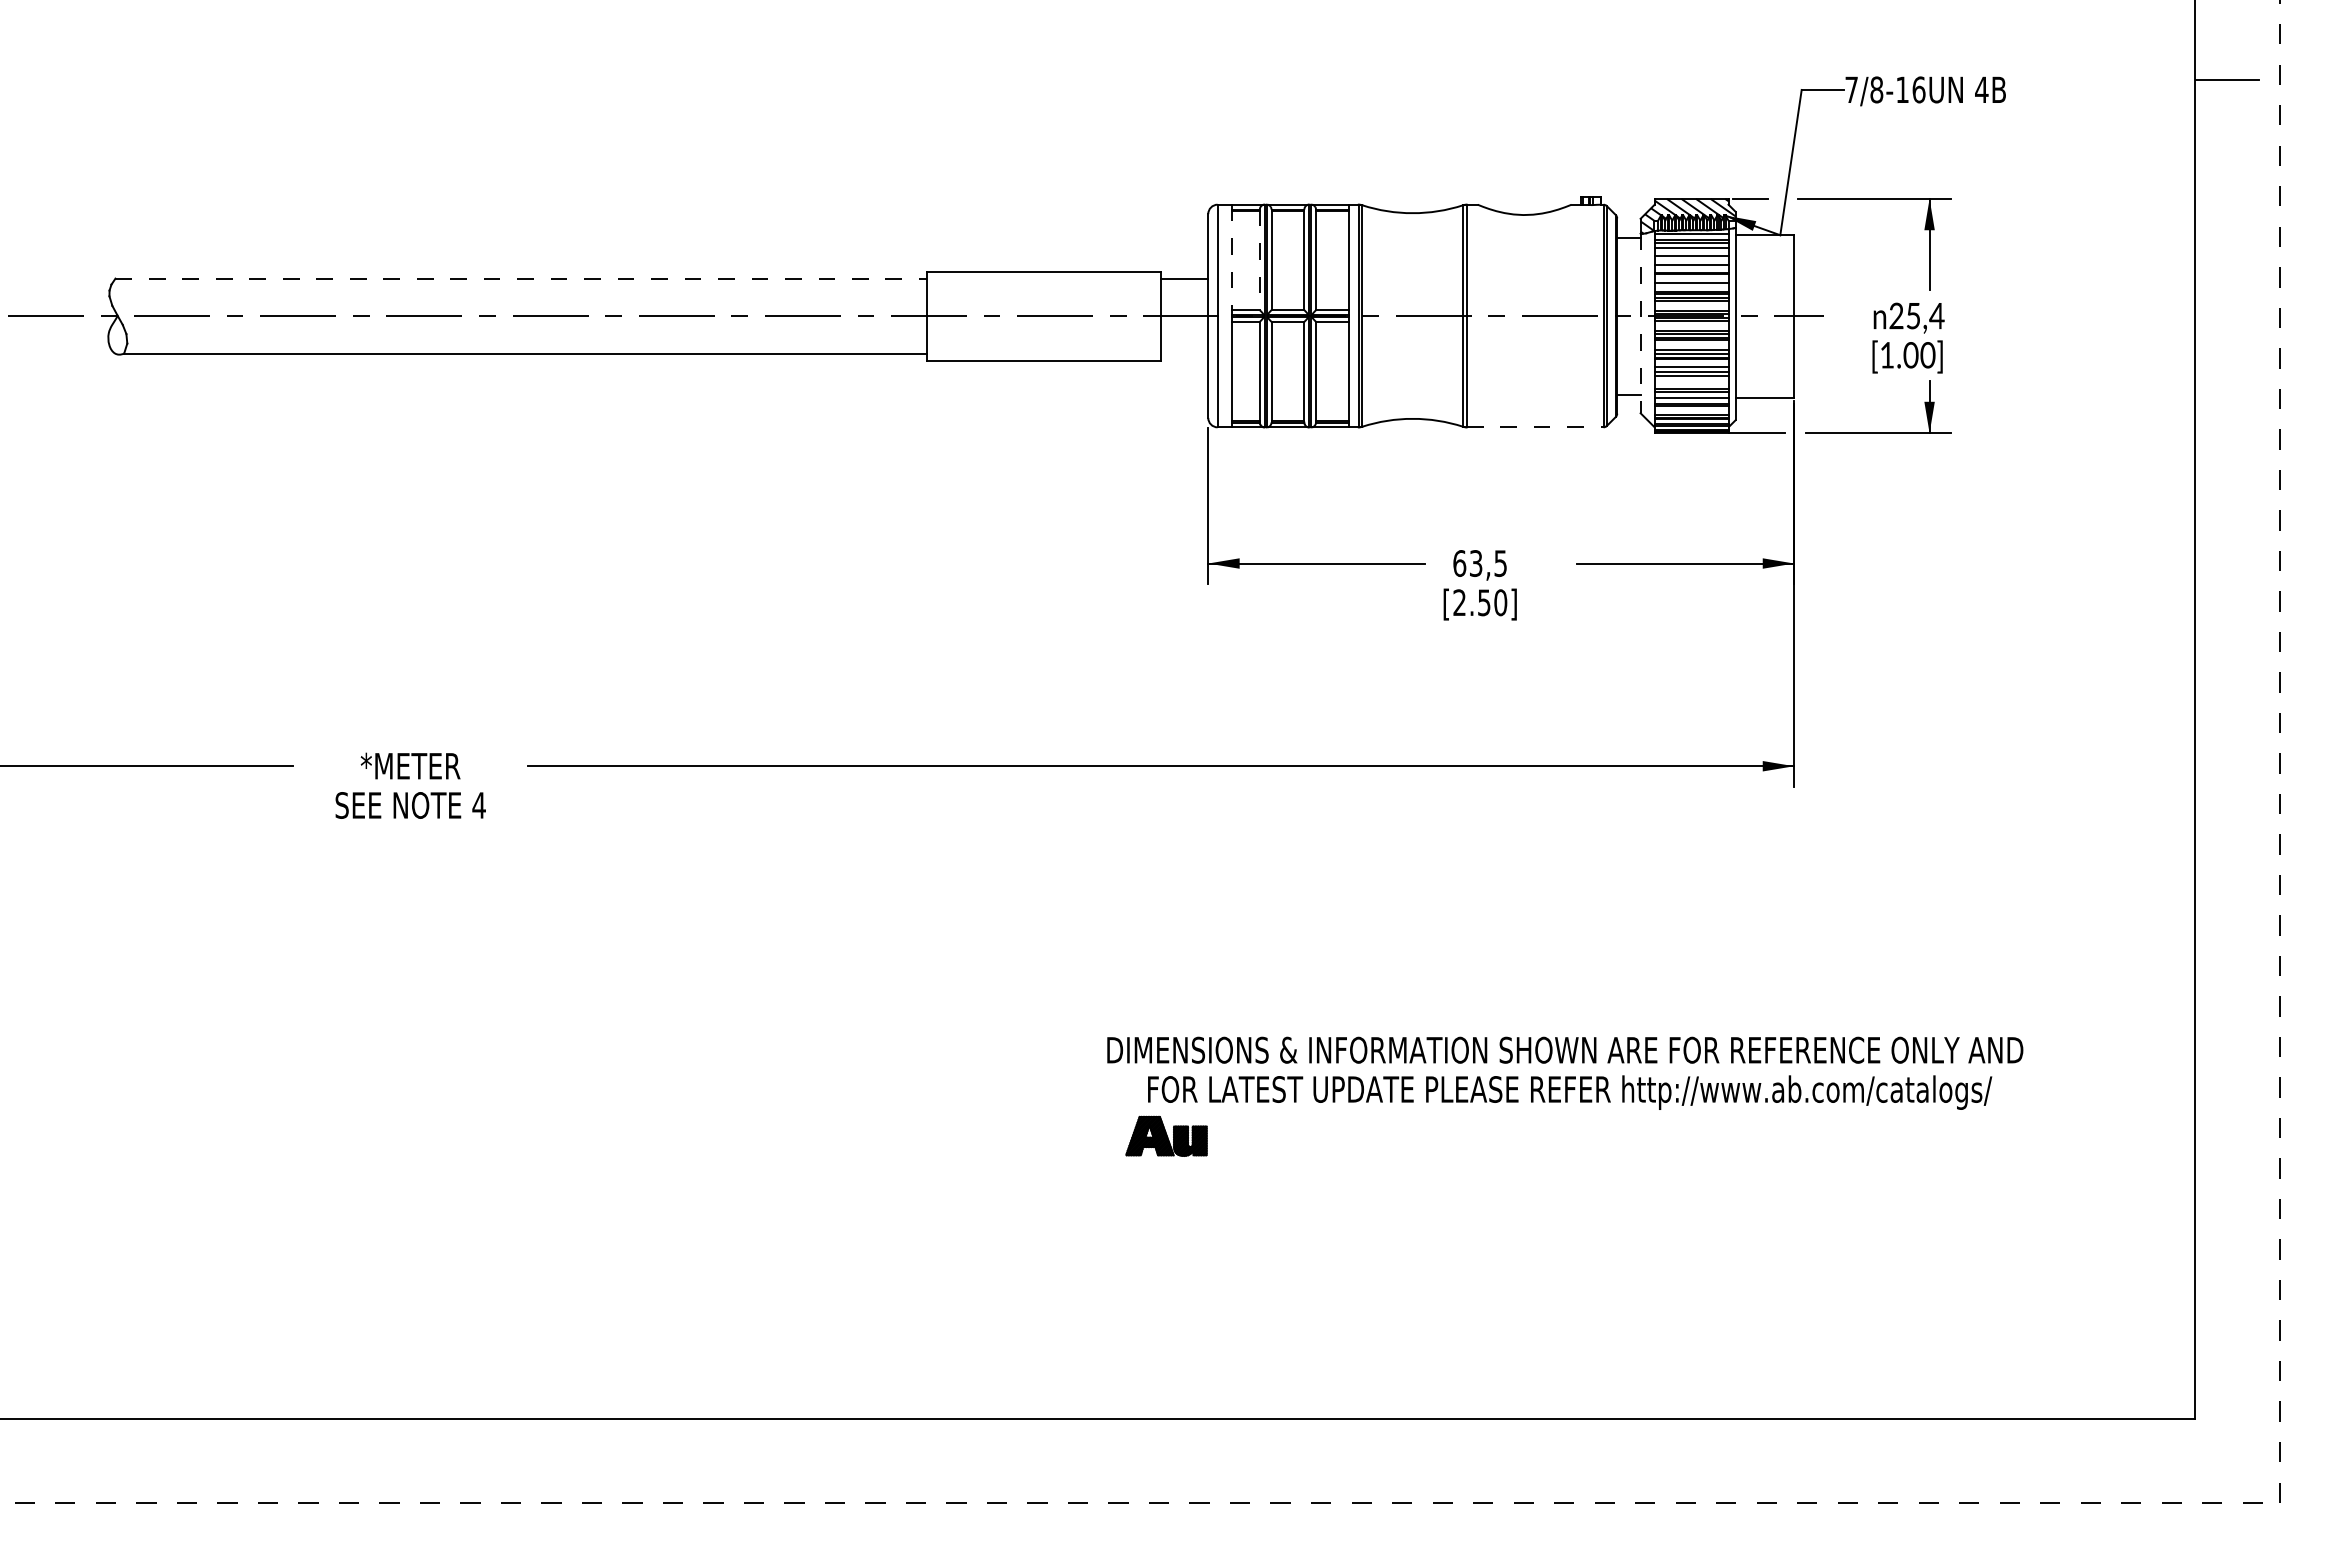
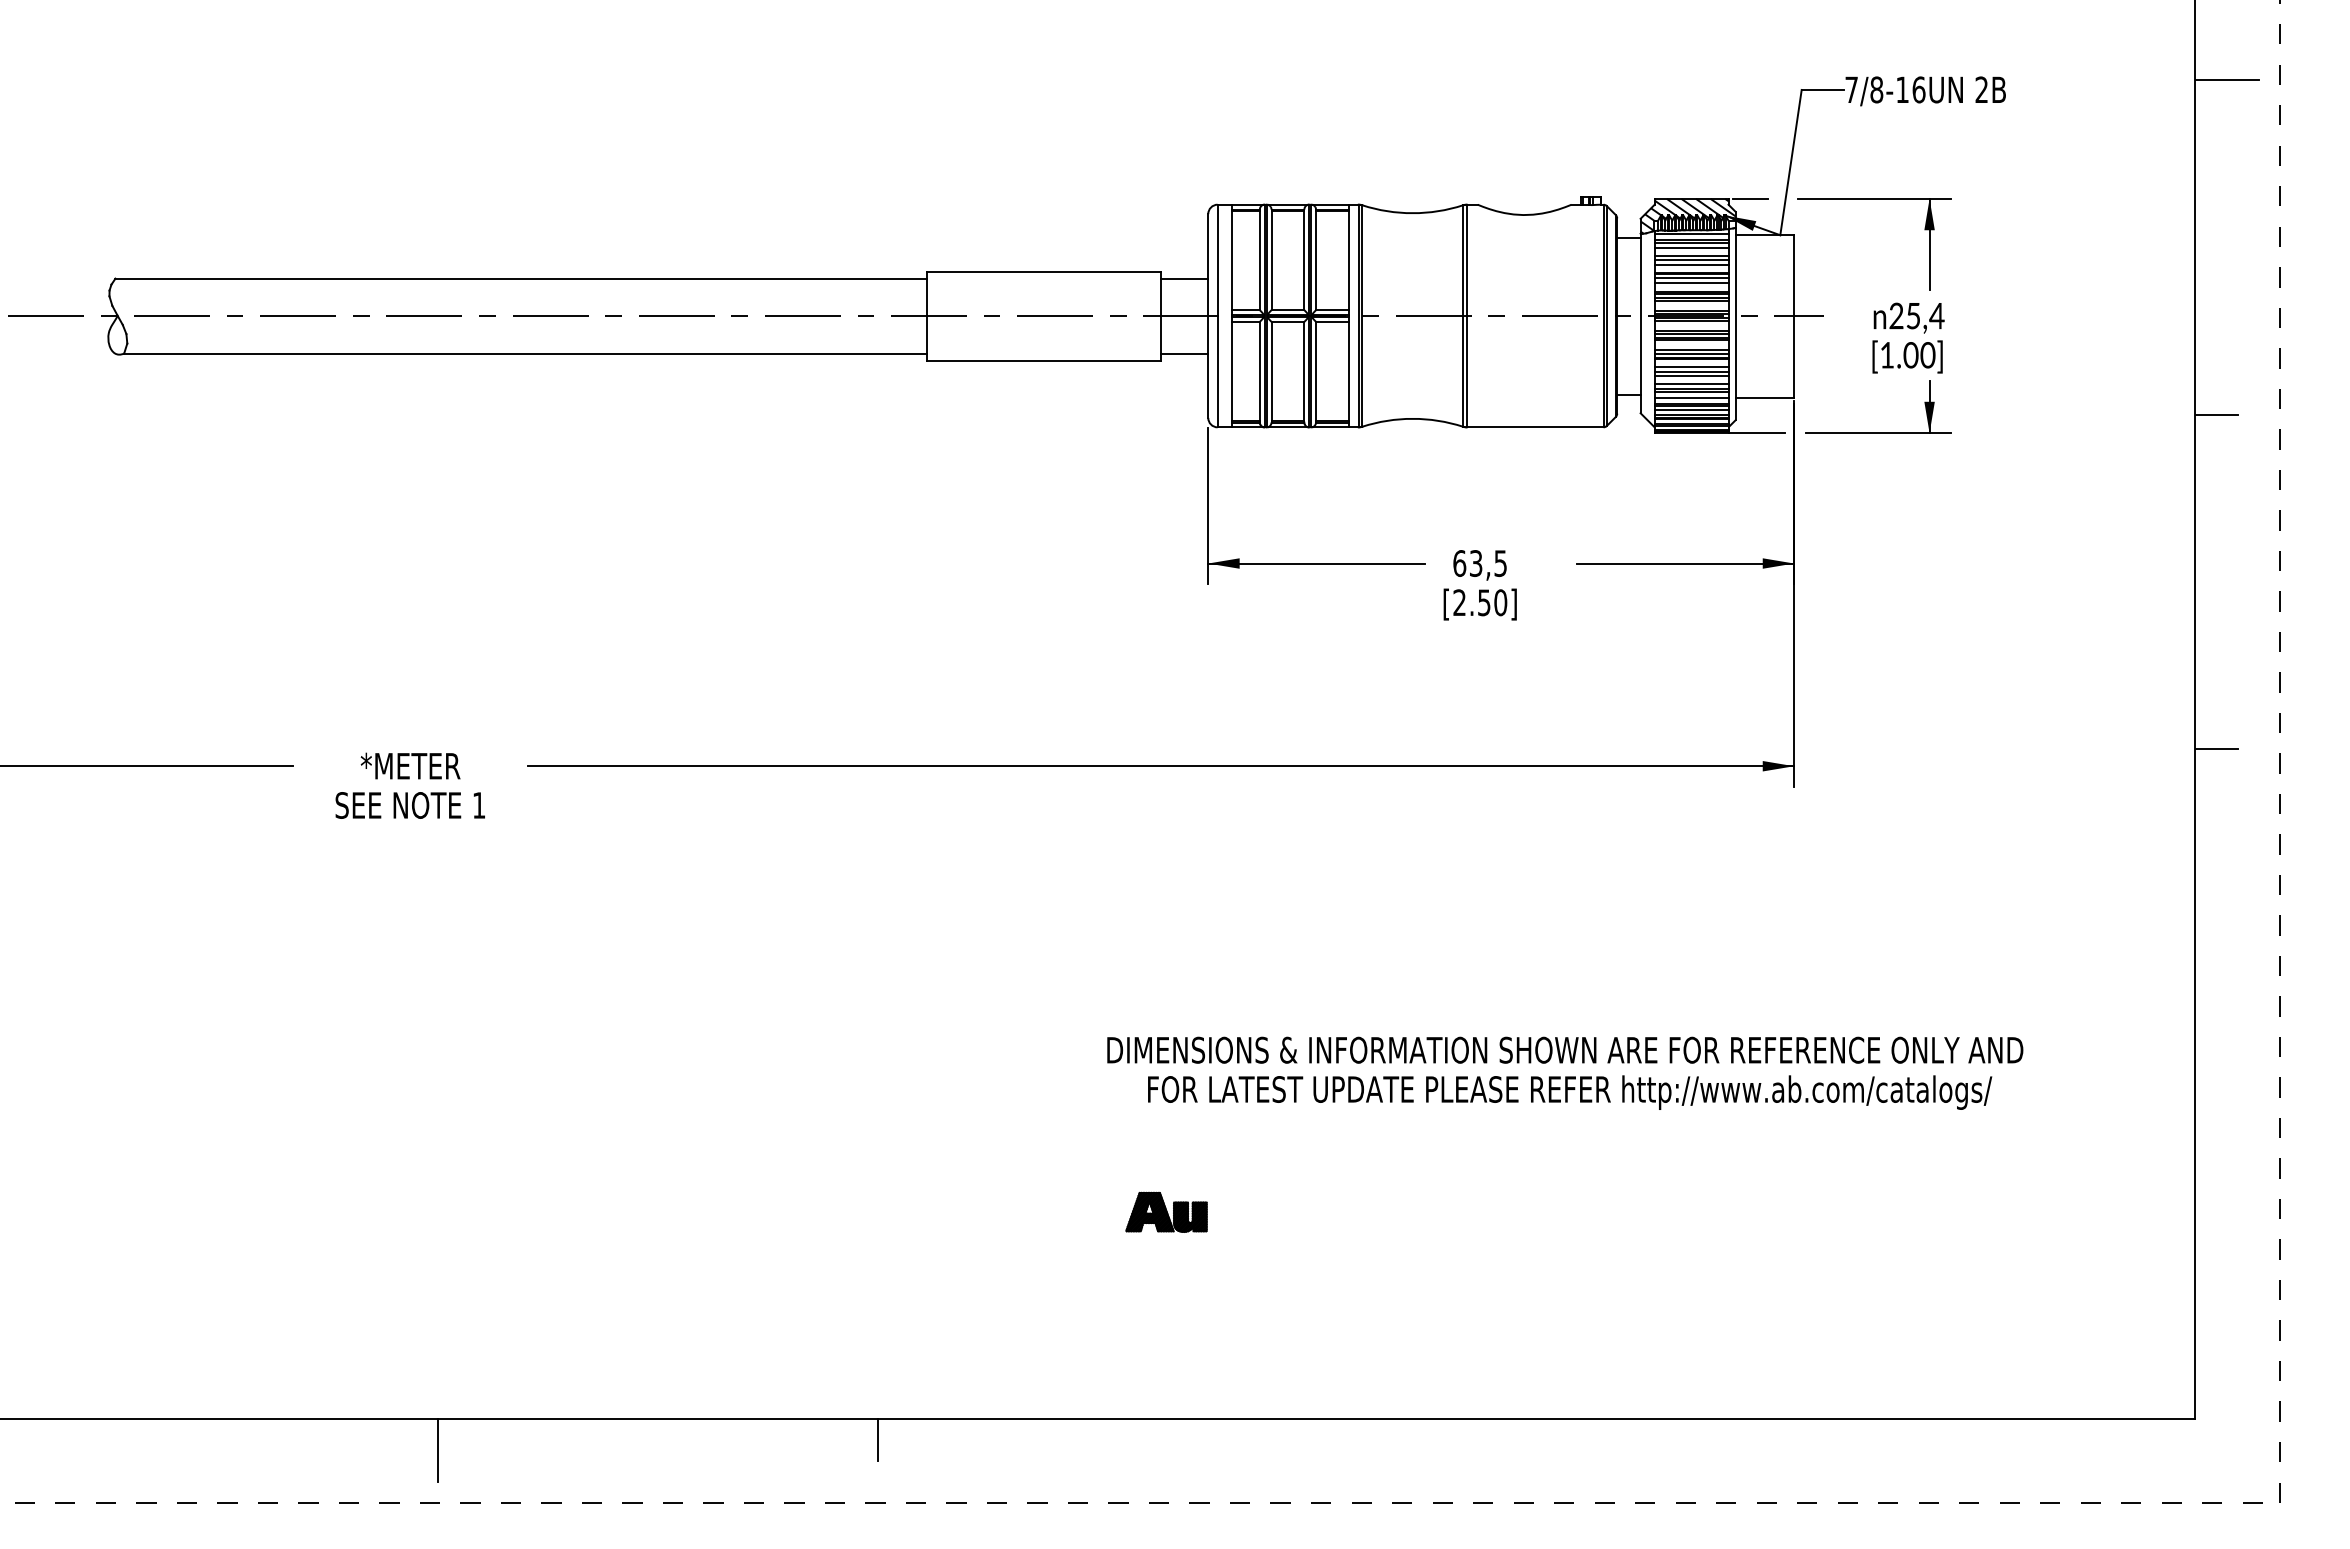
text: 4B -> 2B (1981, 89)
line: none -> present (1691, 259)
line: dashed -> solid (1231, 260)
line: dashed -> solid (1259, 260)
line: dashed -> solid (521, 278)
line: none -> present (1691, 278)
line: dashed -> solid (1640, 323)
line: none -> present (1184, 353)
line: none -> present (1691, 383)
line: none -> present (1691, 409)
line: none -> present (2216, 414)
line: dashed -> solid (1535, 427)
line: none -> present (2216, 749)
text: 4 -> 1 (478, 805)
part position: (1166, 1135) -> (1166, 1211) (1166, 1211)
line: none -> present (877, 1439)
line: none -> present (438, 1450)
